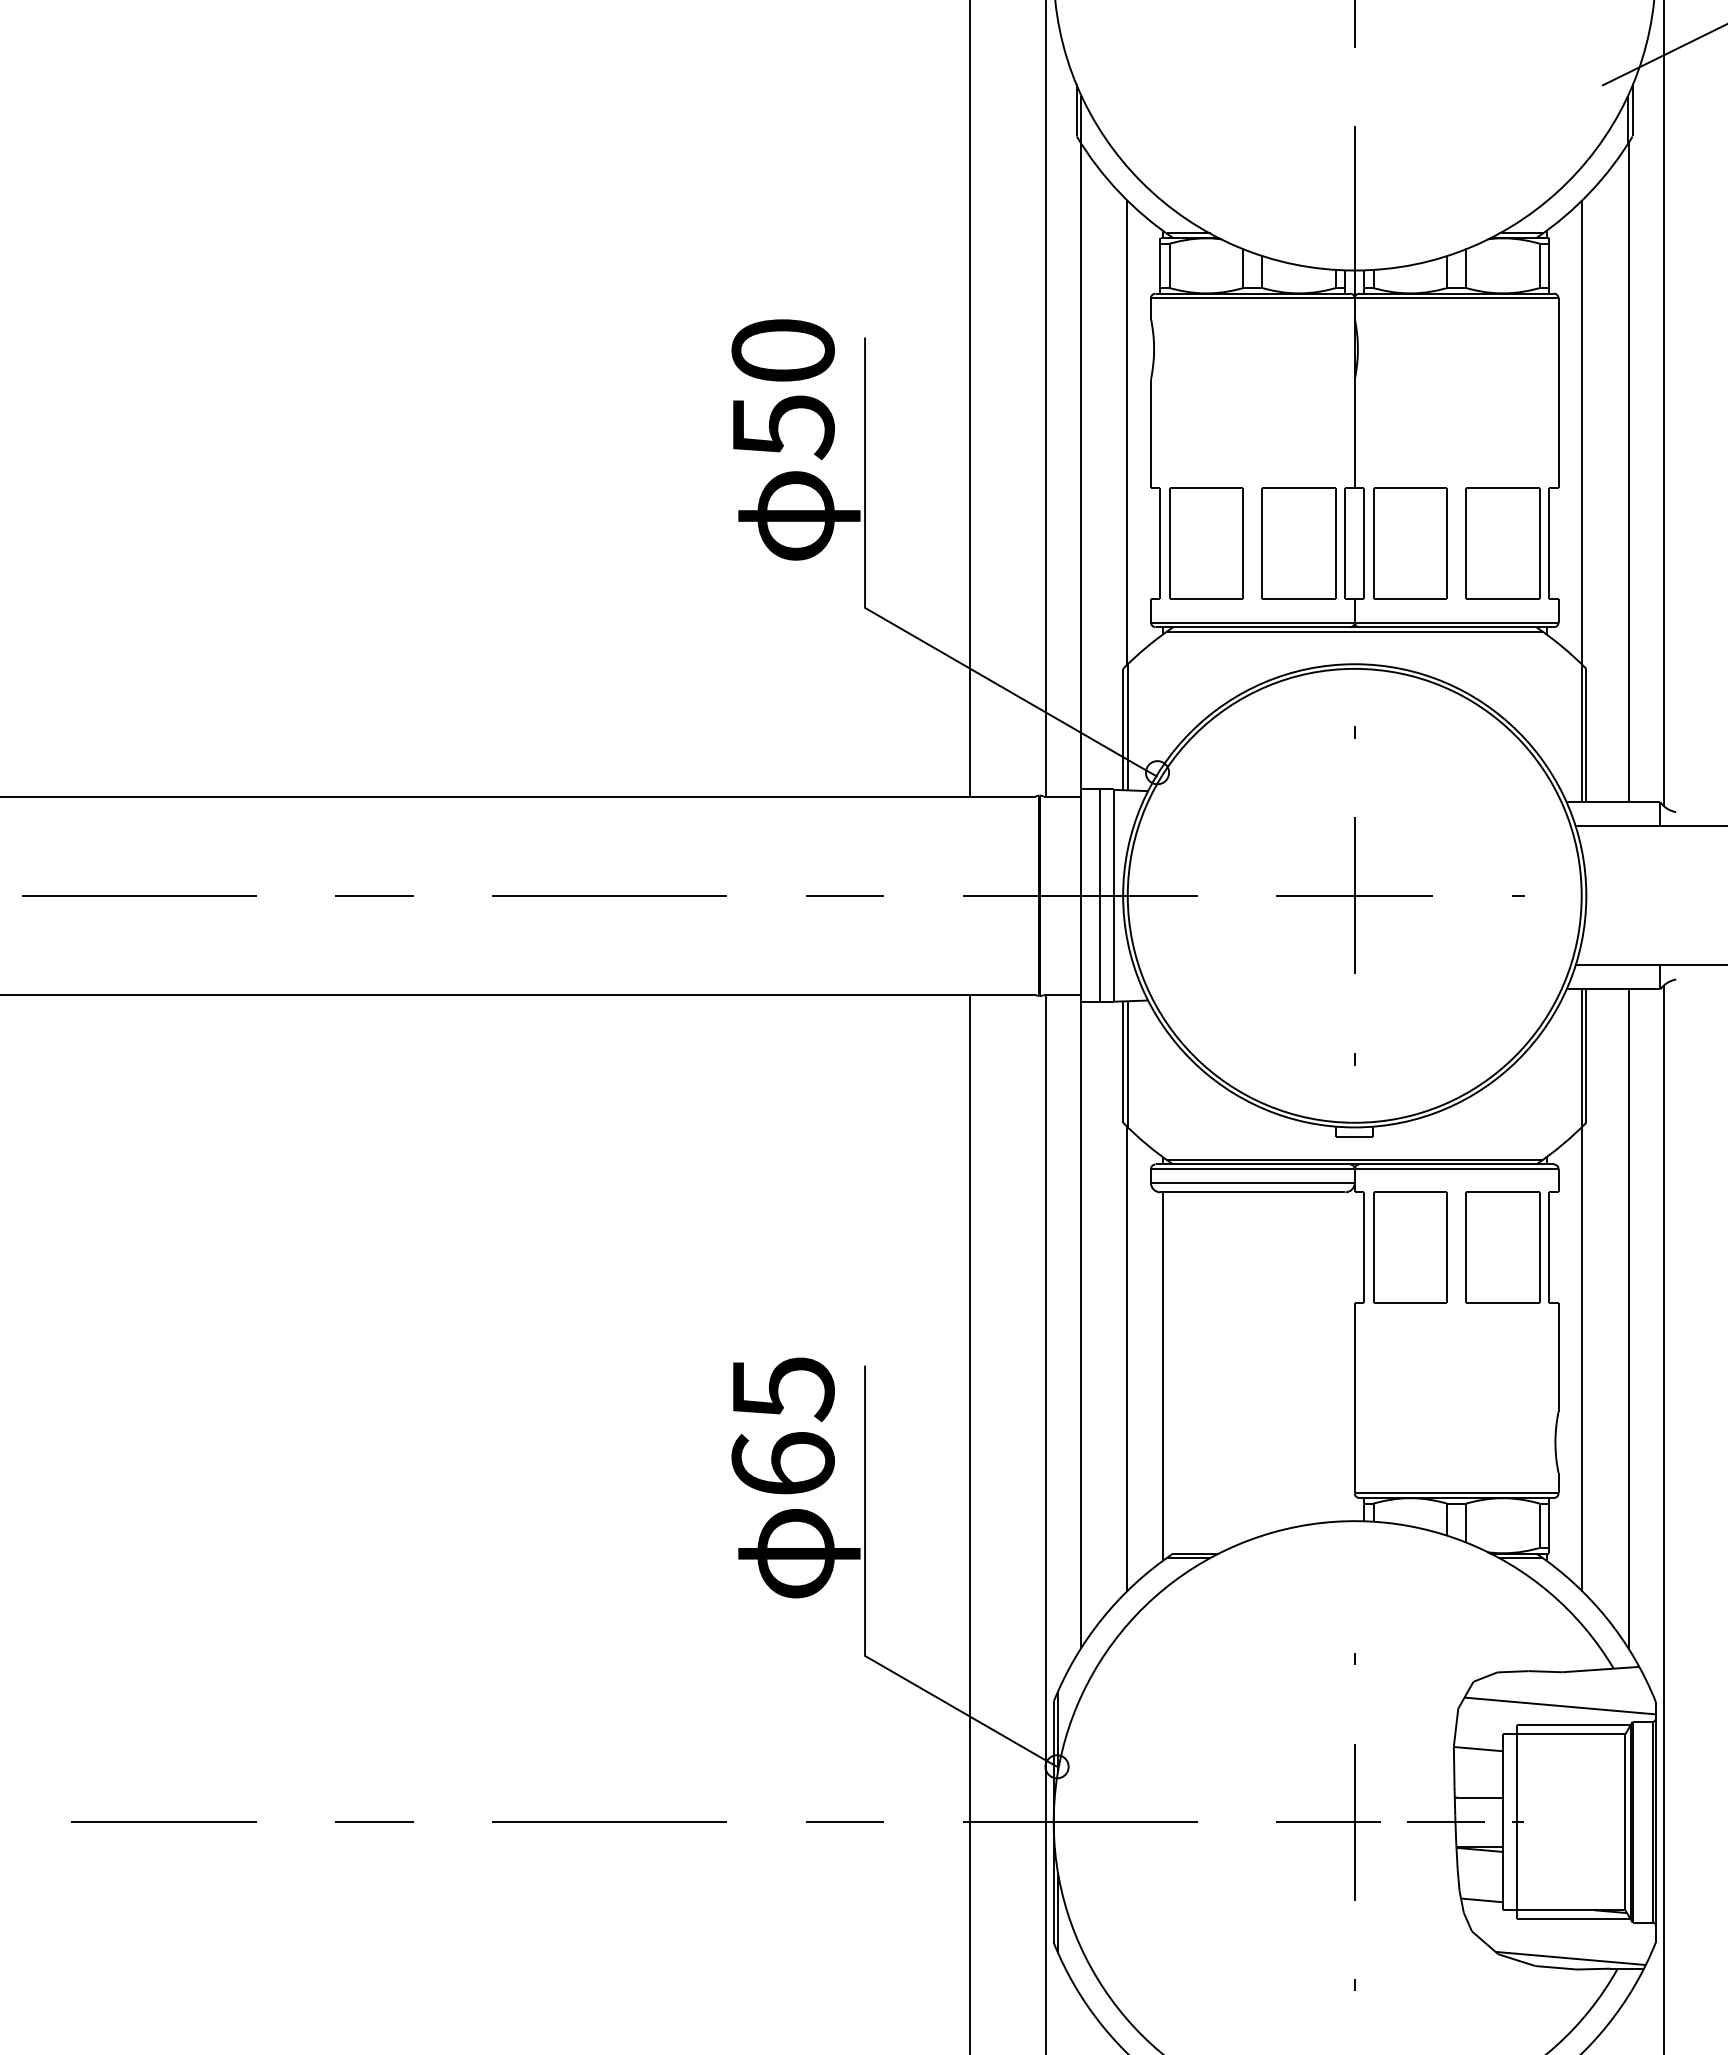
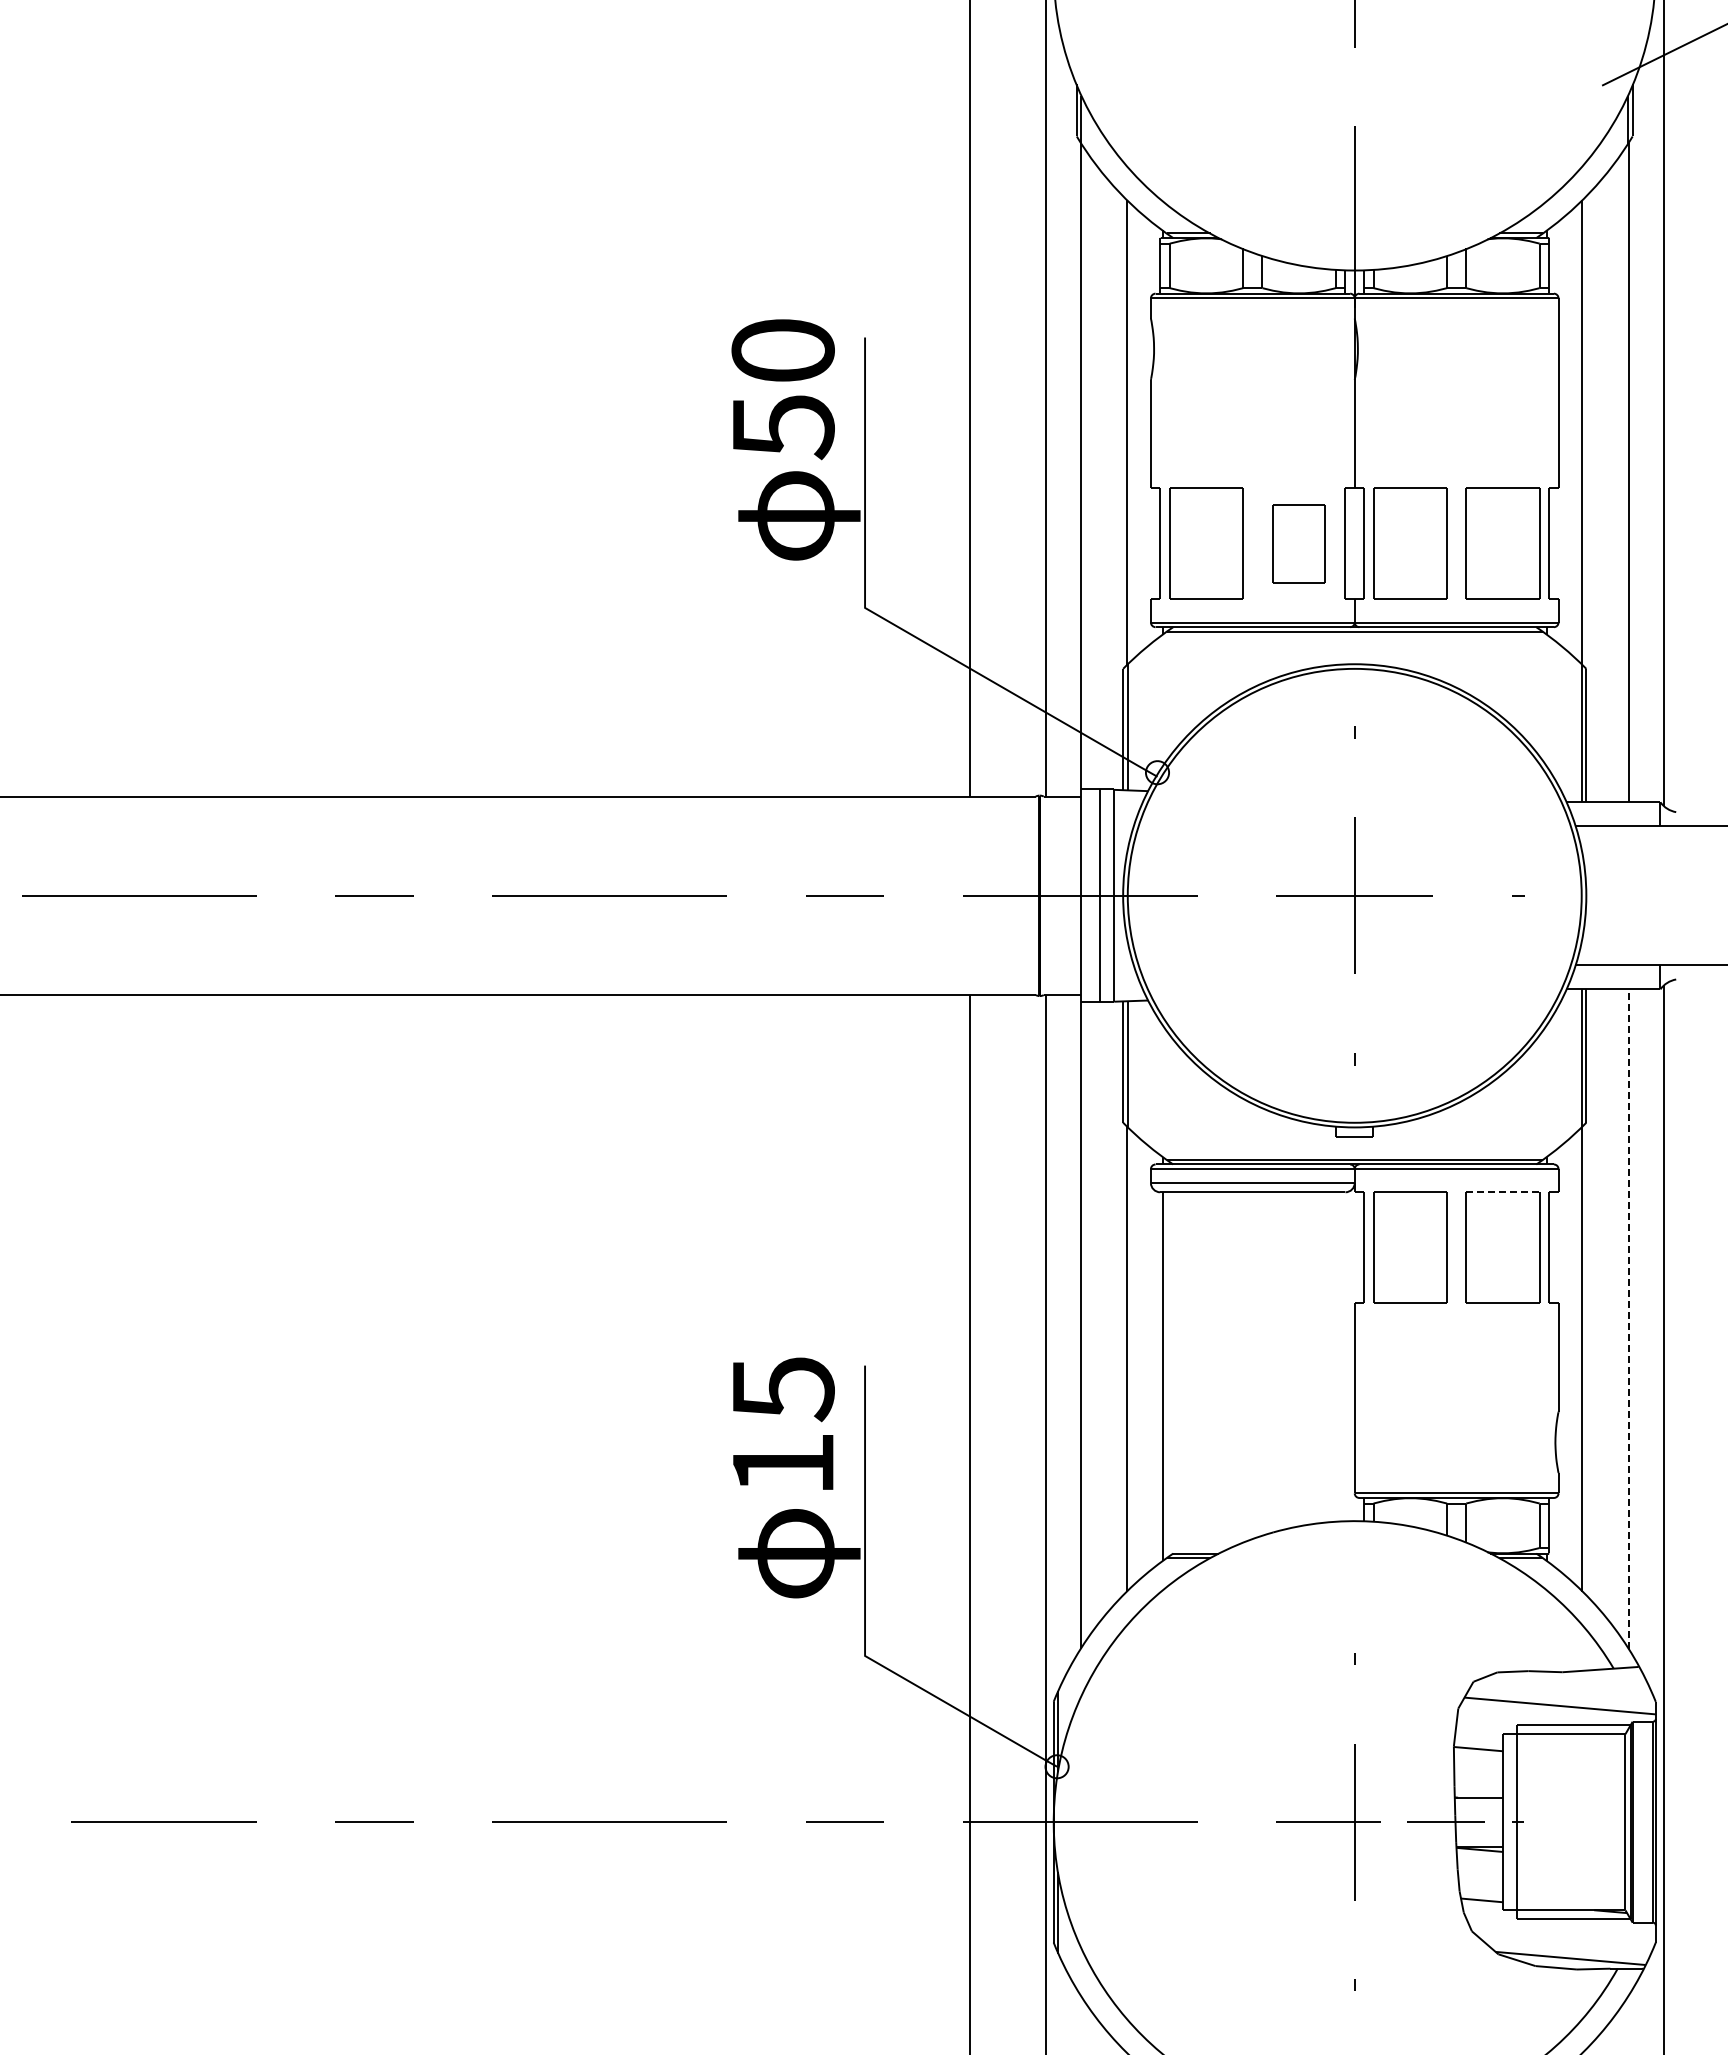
part size: 76x113 px -> 54x80 px (1298, 543)
line: solid -> dashed (1502, 1192)
line: solid -> dashed (1628, 1319)
text: 65 -> 15 (782, 1463)
